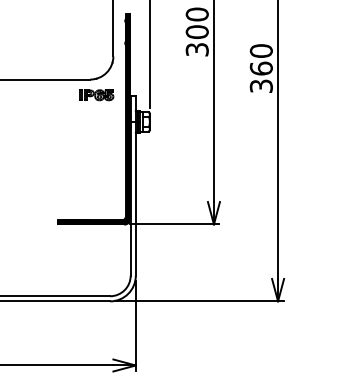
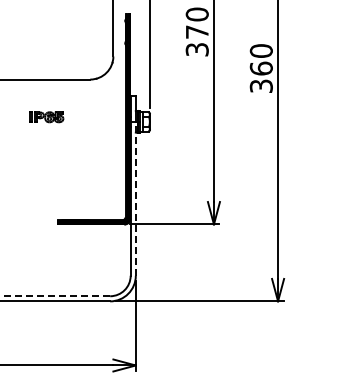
text: 300 -> 370 (196, 32)
part position: (96, 95) -> (46, 117) (46, 117)
line: solid -> dashed (135, 198)
line: solid -> dashed (55, 296)
